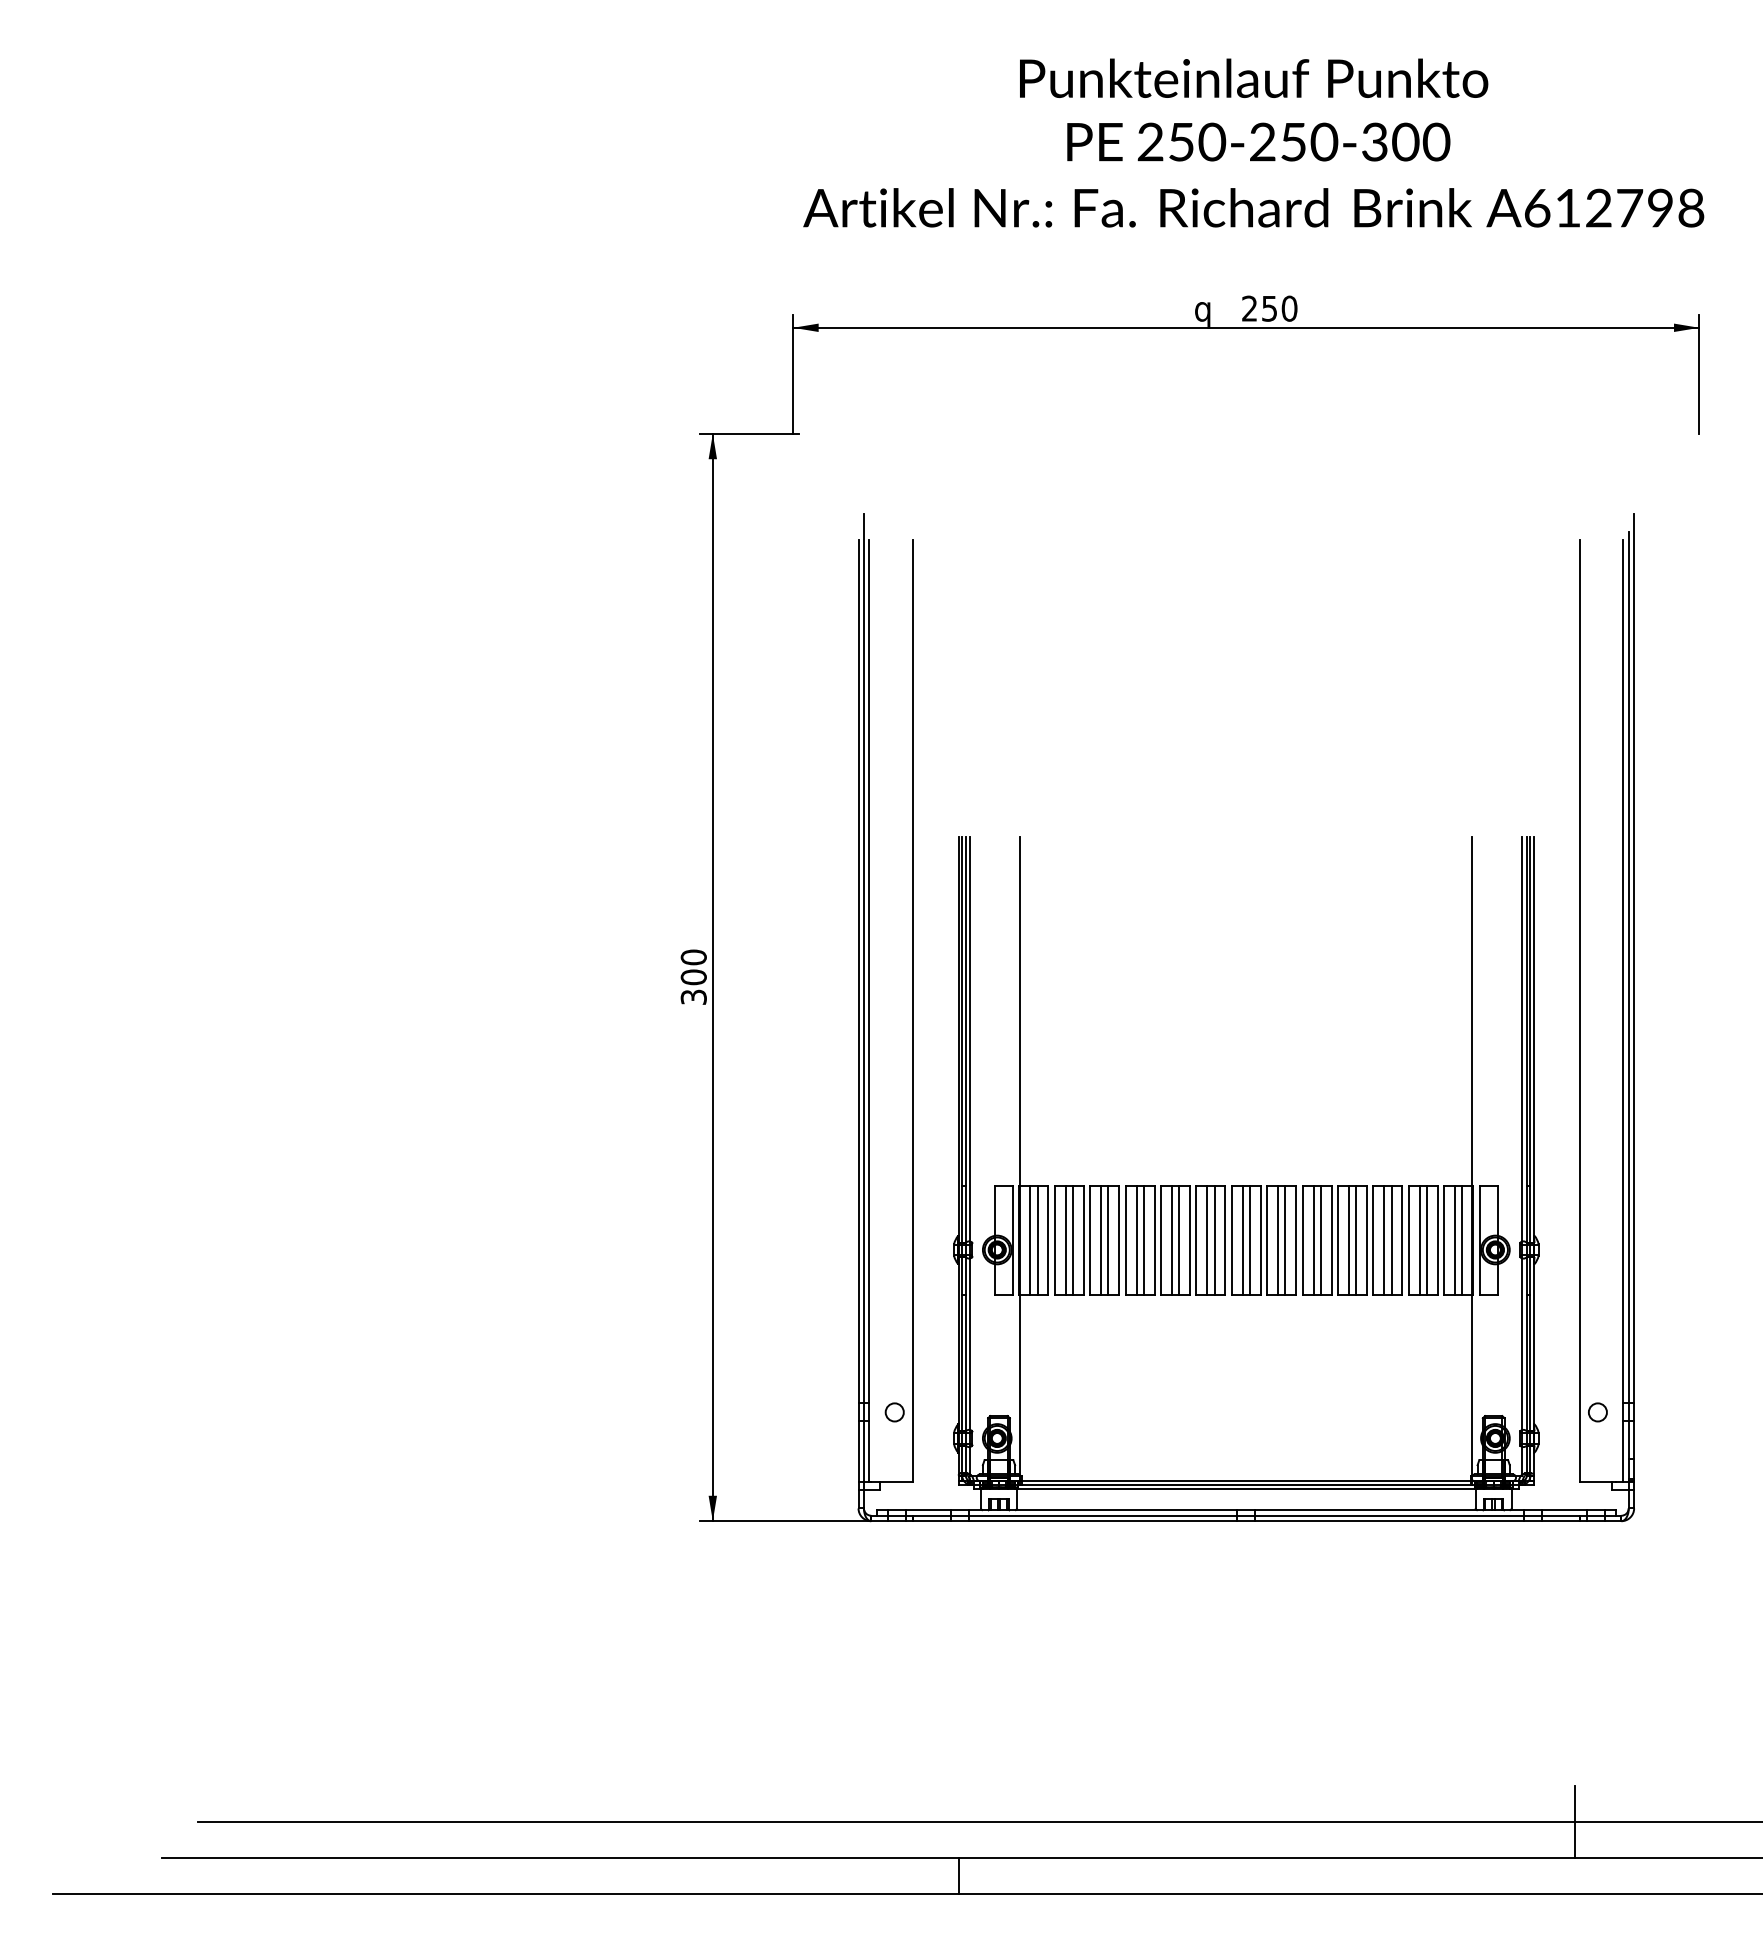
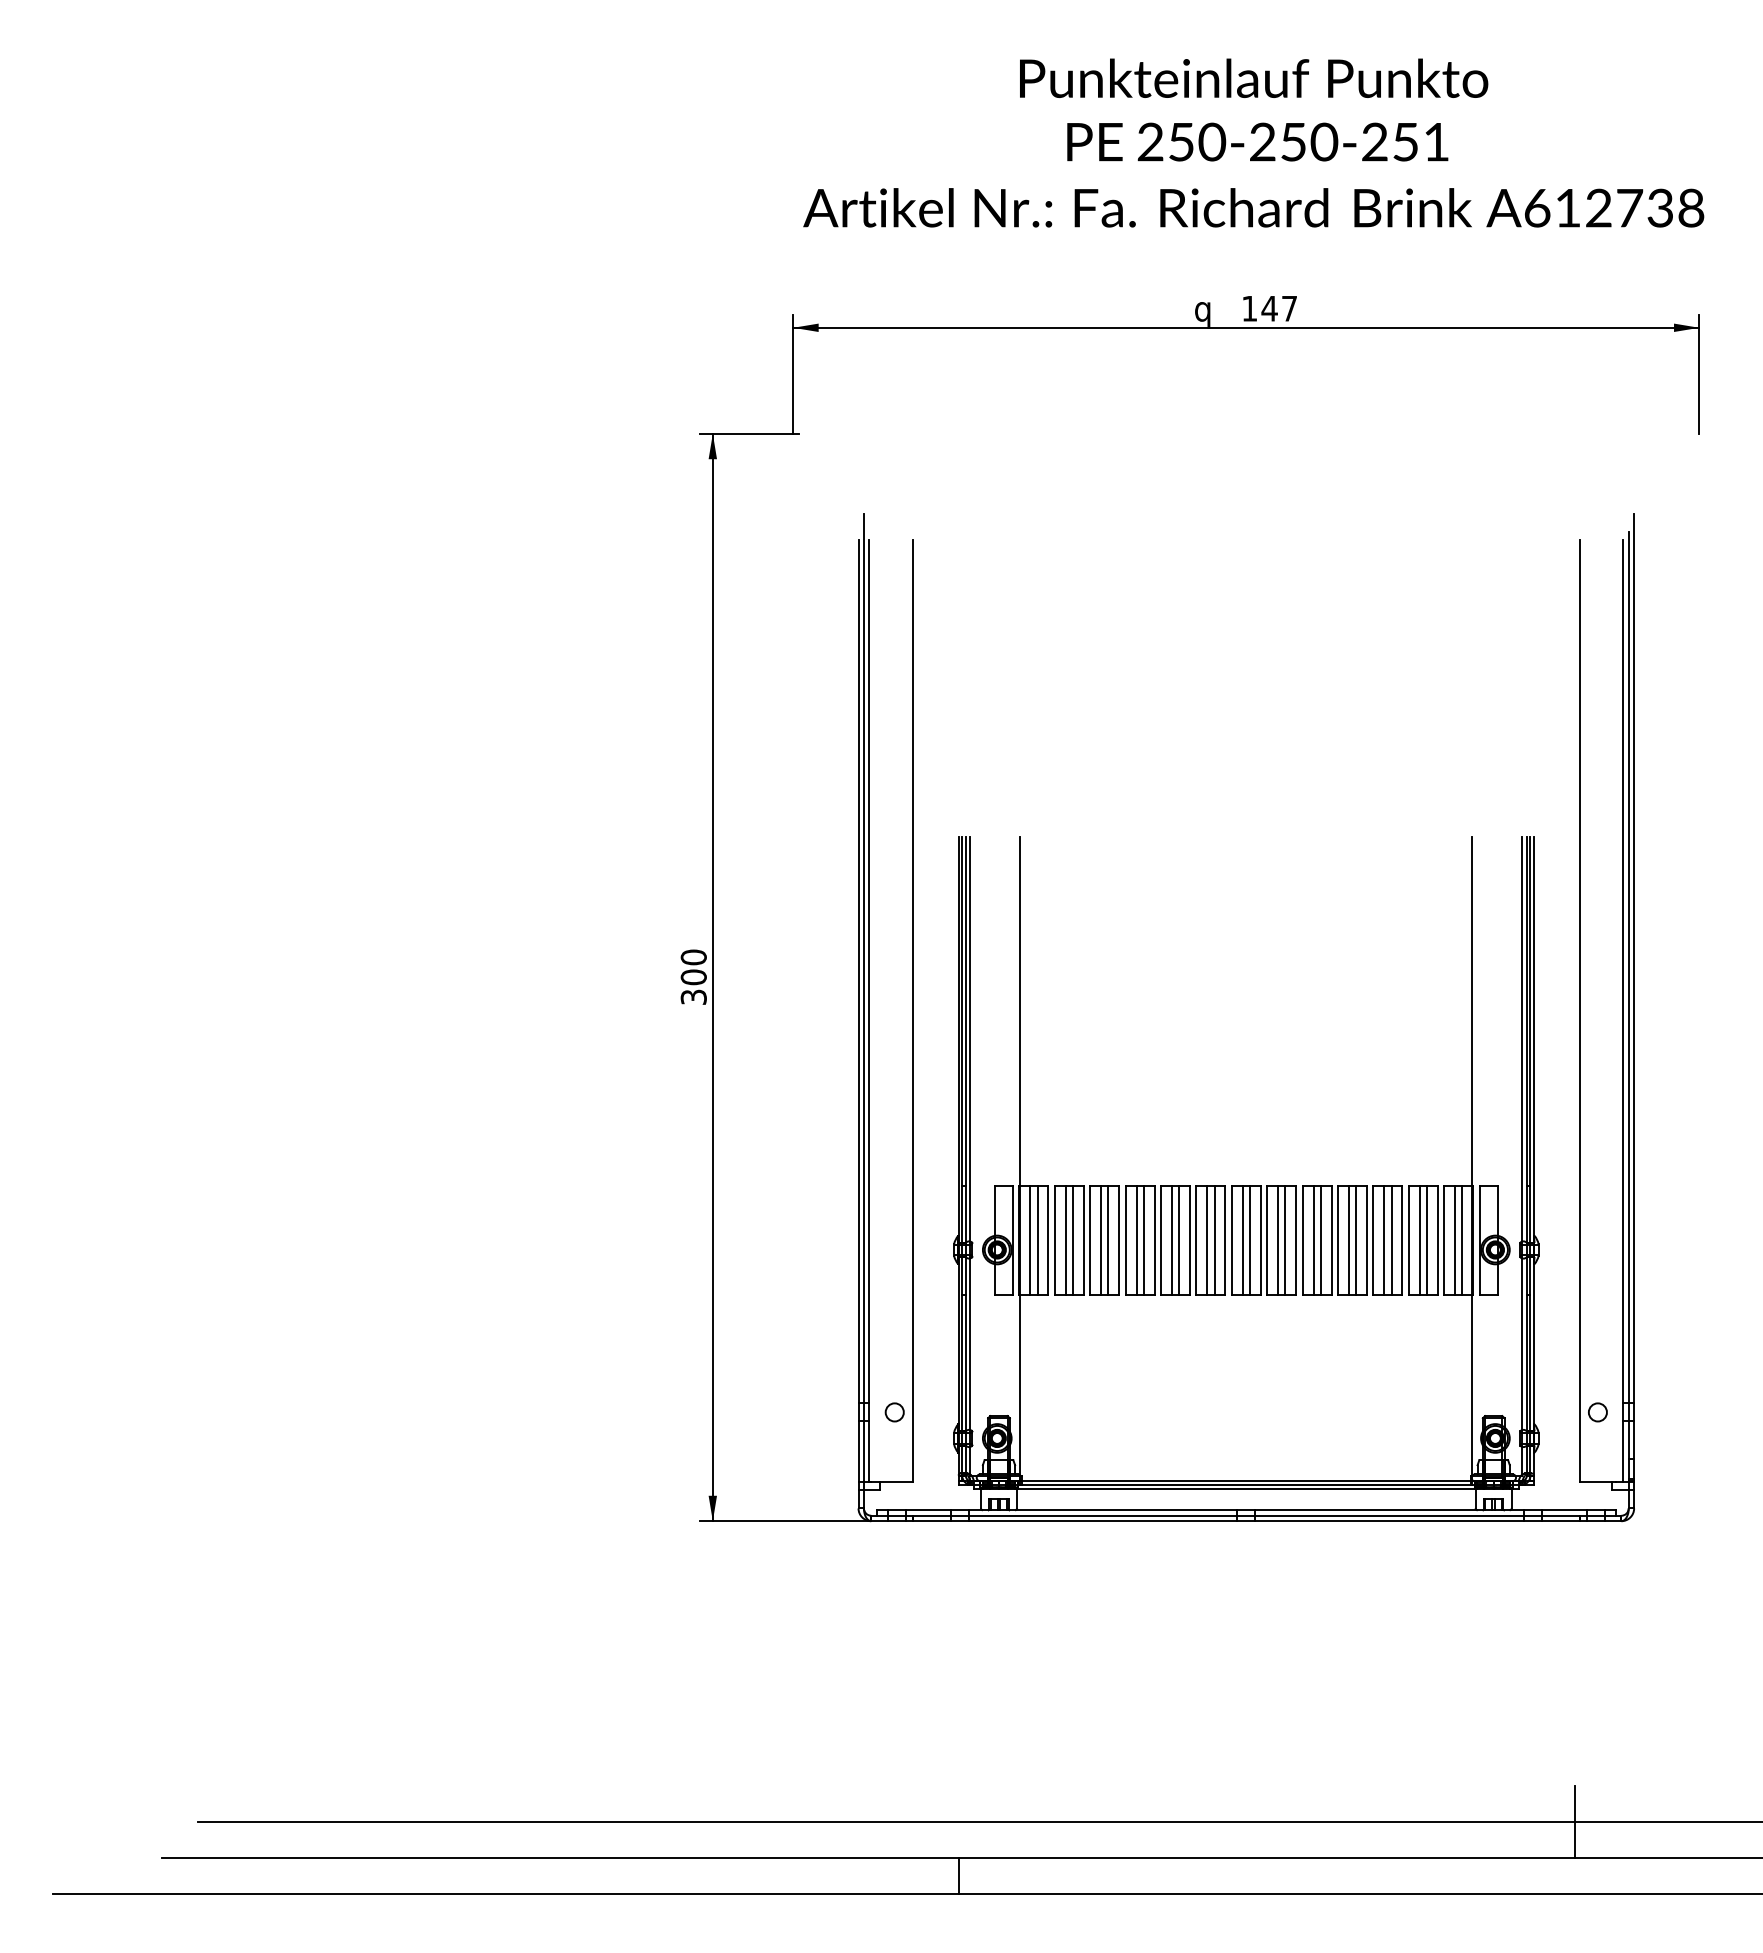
text: 250-250-300 -> 250-250-251 (1406, 141)
text: A612798 -> A612738 (1659, 208)
text: 250 -> 147 (1269, 308)
